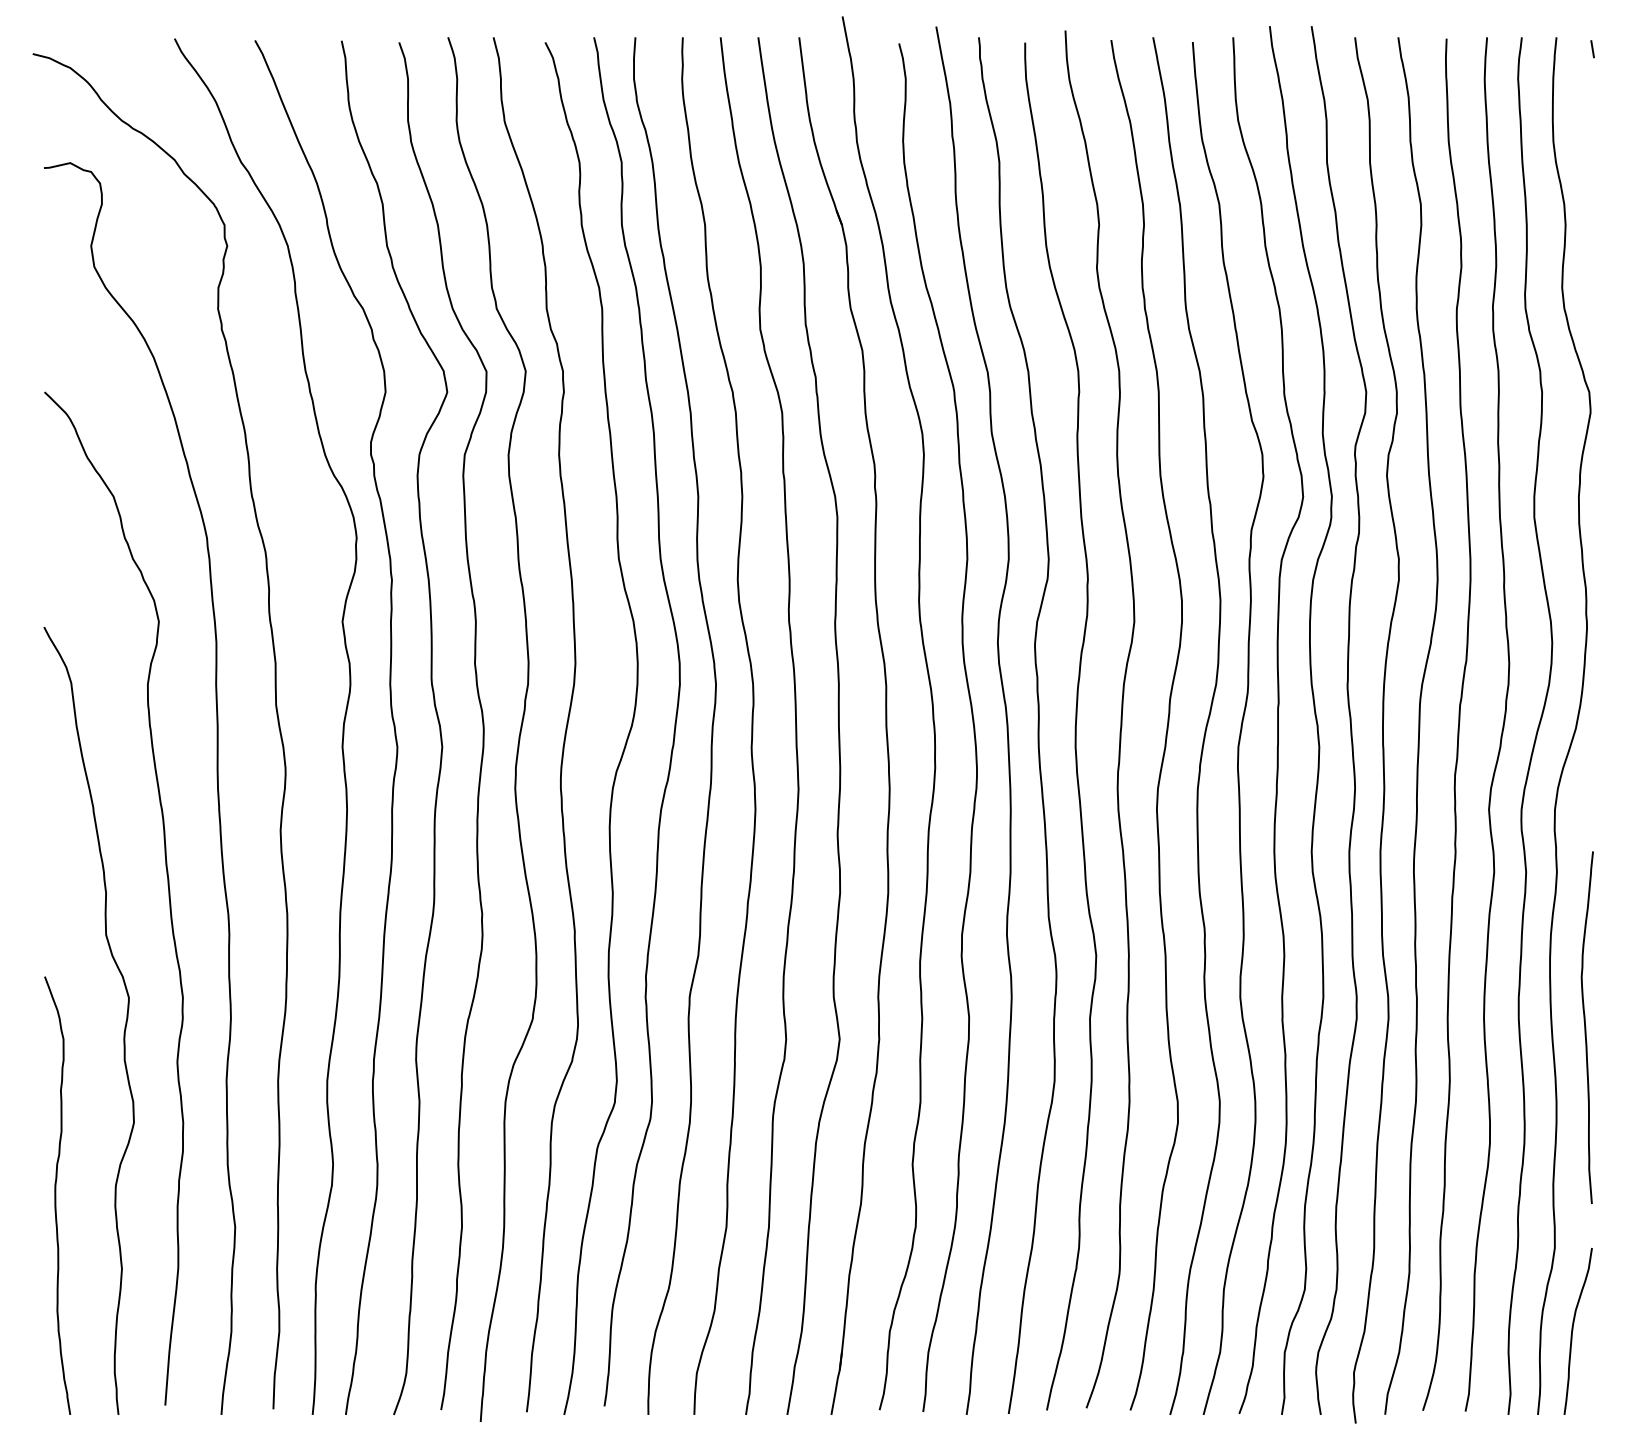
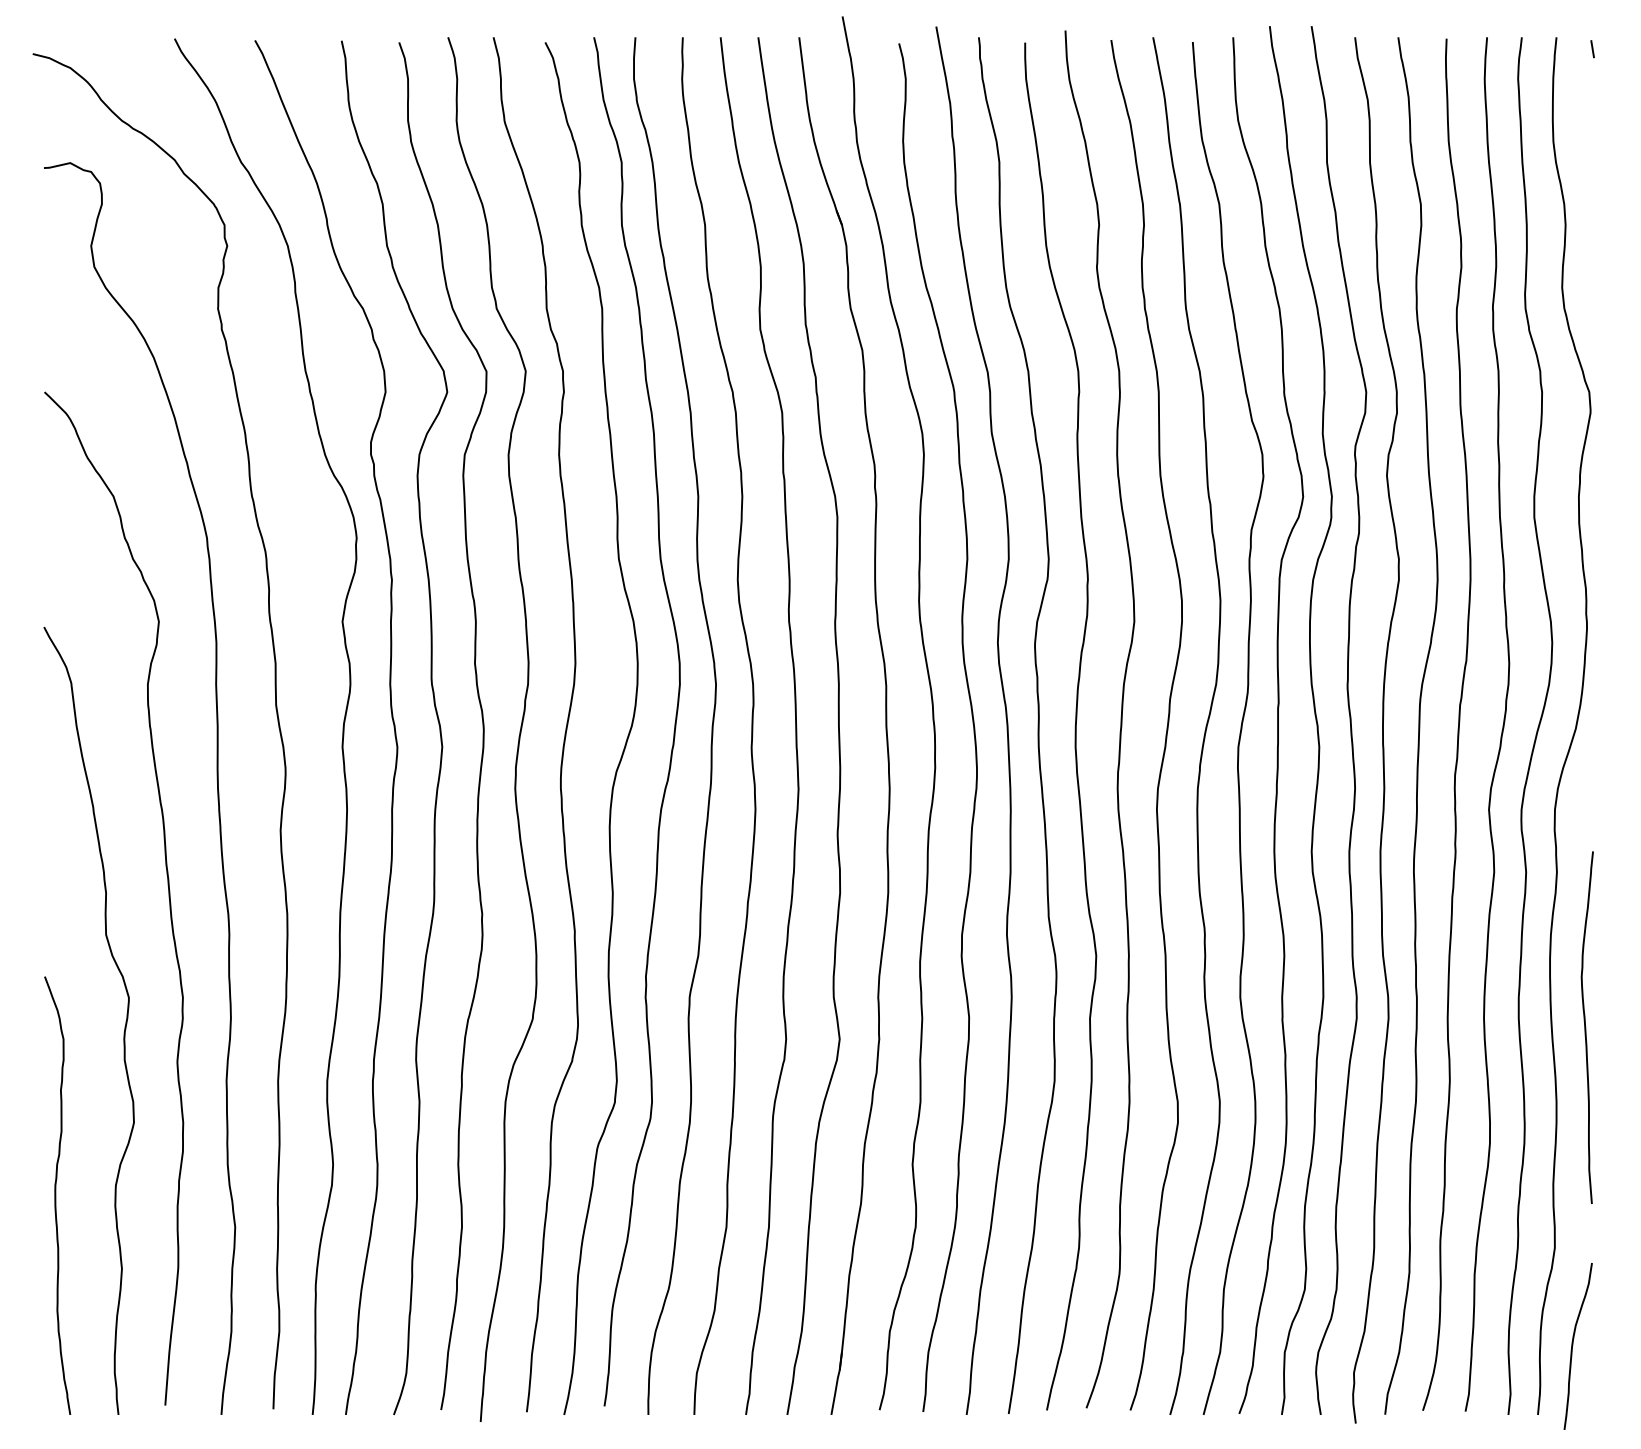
curve position: (1573, 1330) -> (1573, 1345) (1573, 1345)
